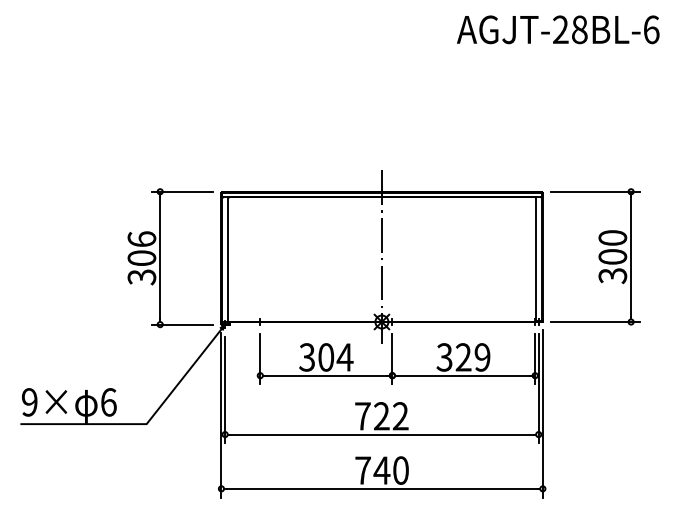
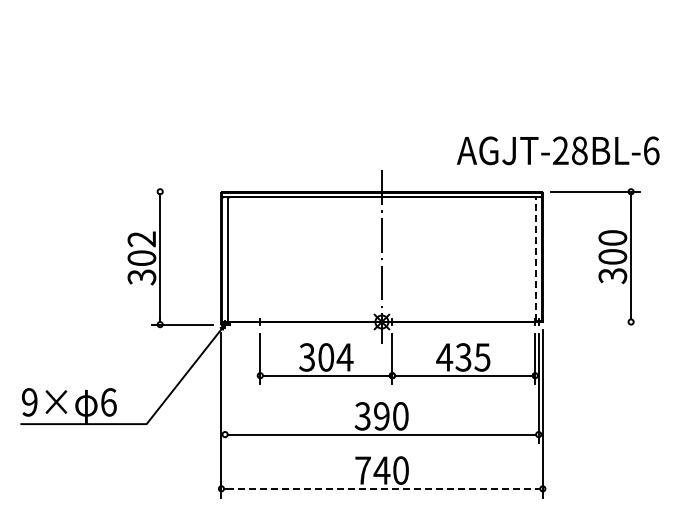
text position: (558, 29) -> (558, 150) (558, 150)
line: present -> none (182, 191)
text: 306 -> 302 (141, 239)
line: solid -> dashed (535, 258)
line: present -> none (595, 322)
text: 329 -> 435 (463, 357)
line: present -> none (225, 389)
text: 722 -> 390 (381, 416)
line: solid -> dashed (382, 488)
